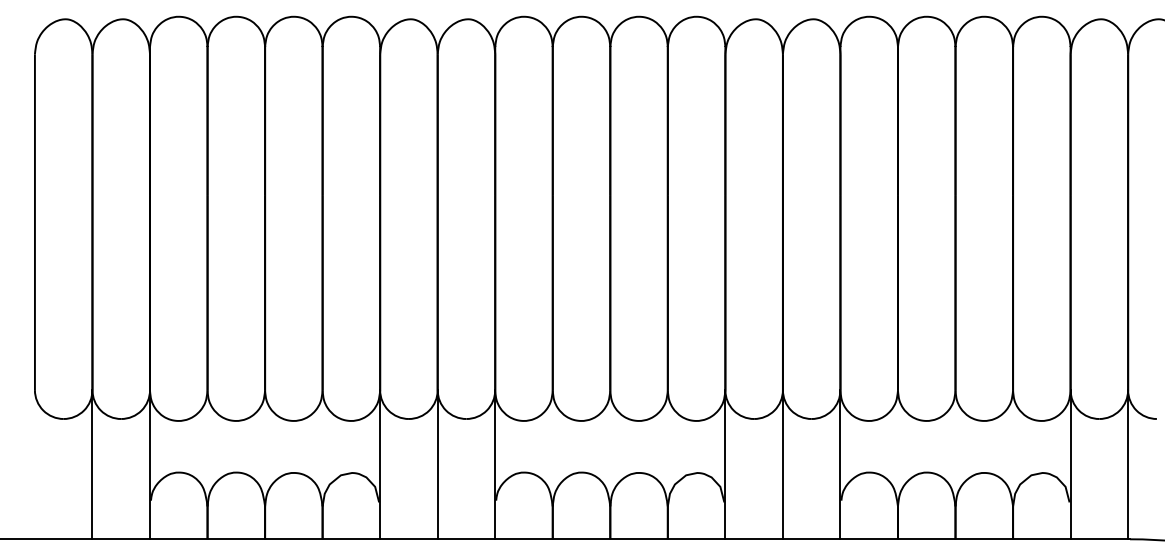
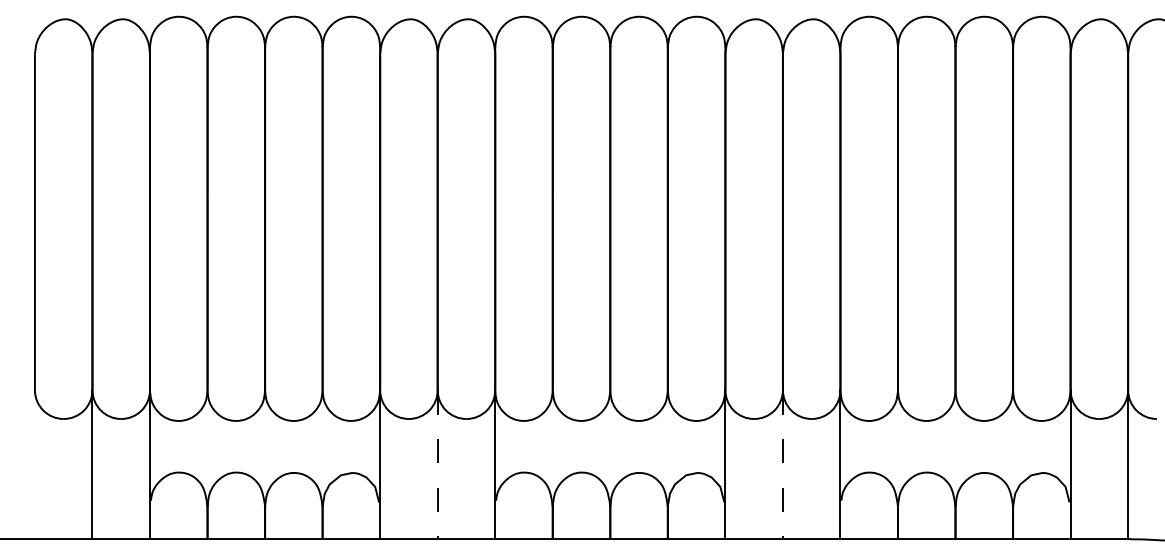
line: solid -> dashed (437, 464)
line: solid -> dashed (782, 464)
